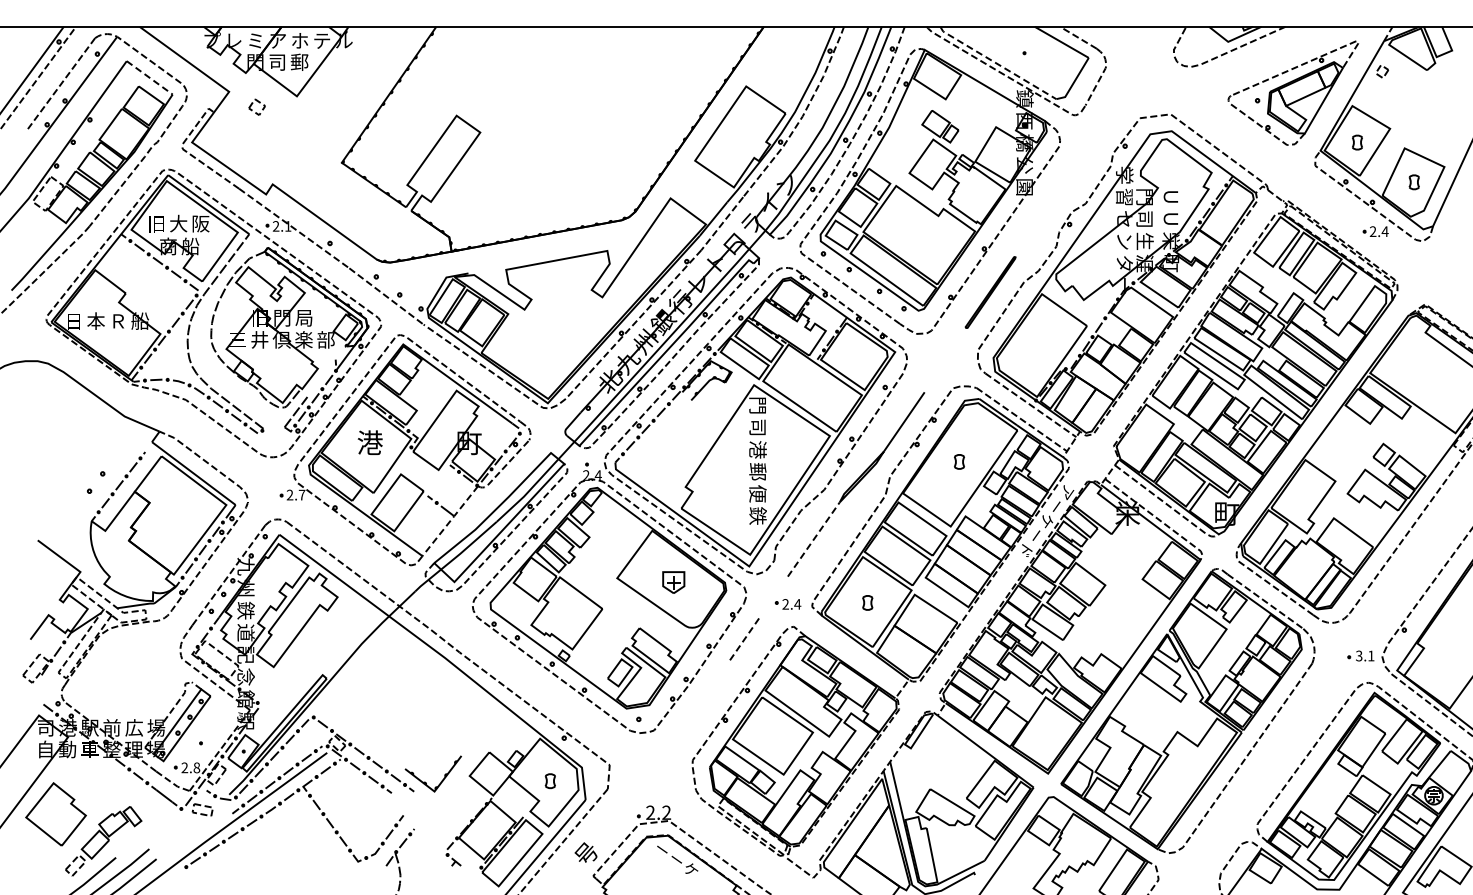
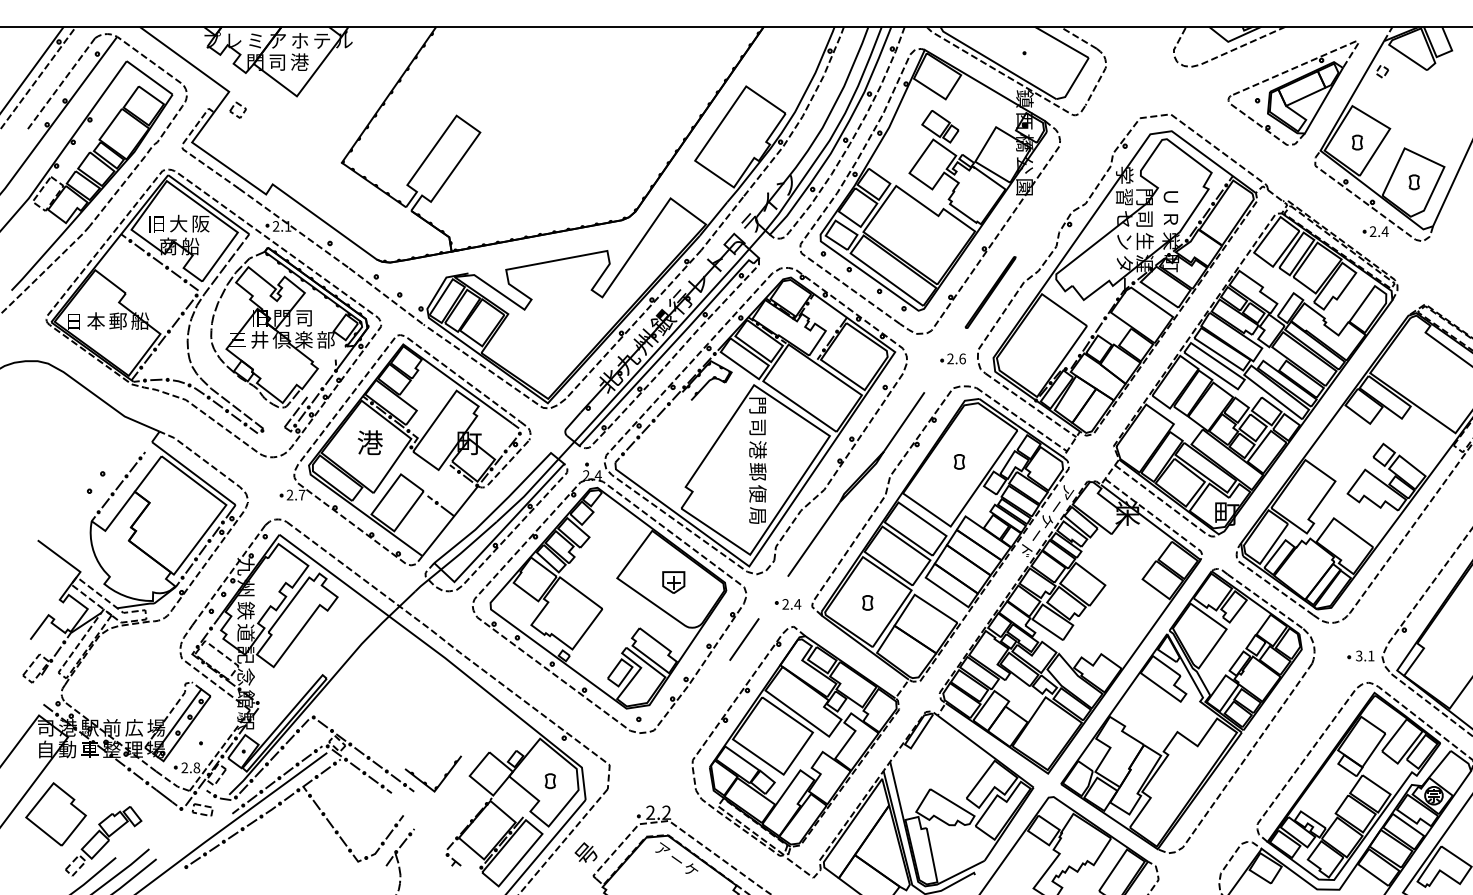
text: 郵 -> 港 (299, 61)
line: dashed -> solid (997, 63)
line: dashed -> solid (150, 78)
part position: (256, 106) -> (237, 109) (237, 109)
text: Ｕ -> Ｒ (1170, 218)
text: 局 -> 司 (303, 318)
text: Ｒ -> 郵 (117, 320)
part: none -> present (952, 358)
text: 鉄 -> 局 (757, 515)
line: dashed -> solid (450, 520)
line: dashed -> solid (814, 539)
line: dashed -> solid (744, 639)
text: ー -> ア (662, 847)
